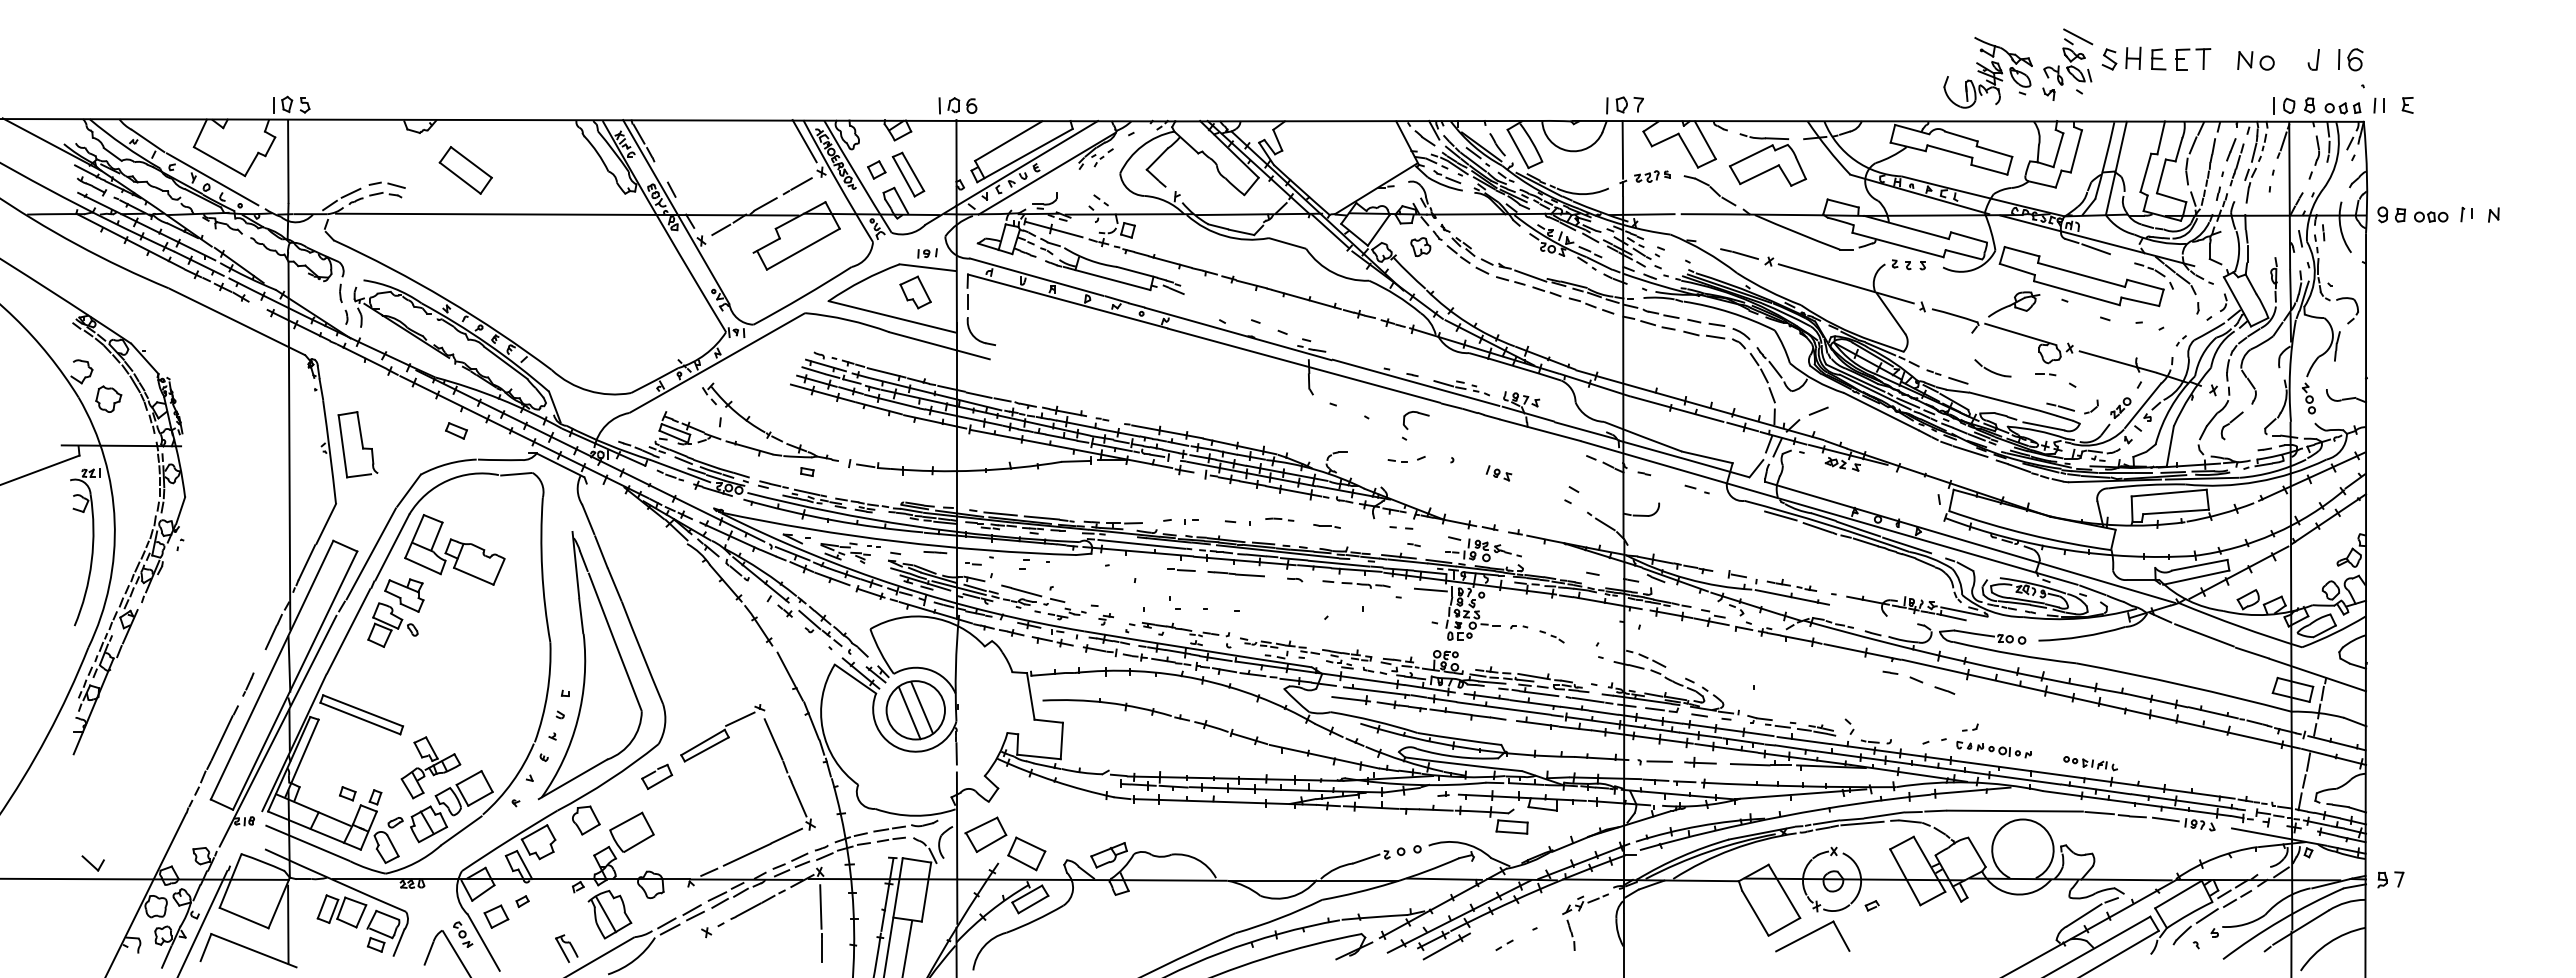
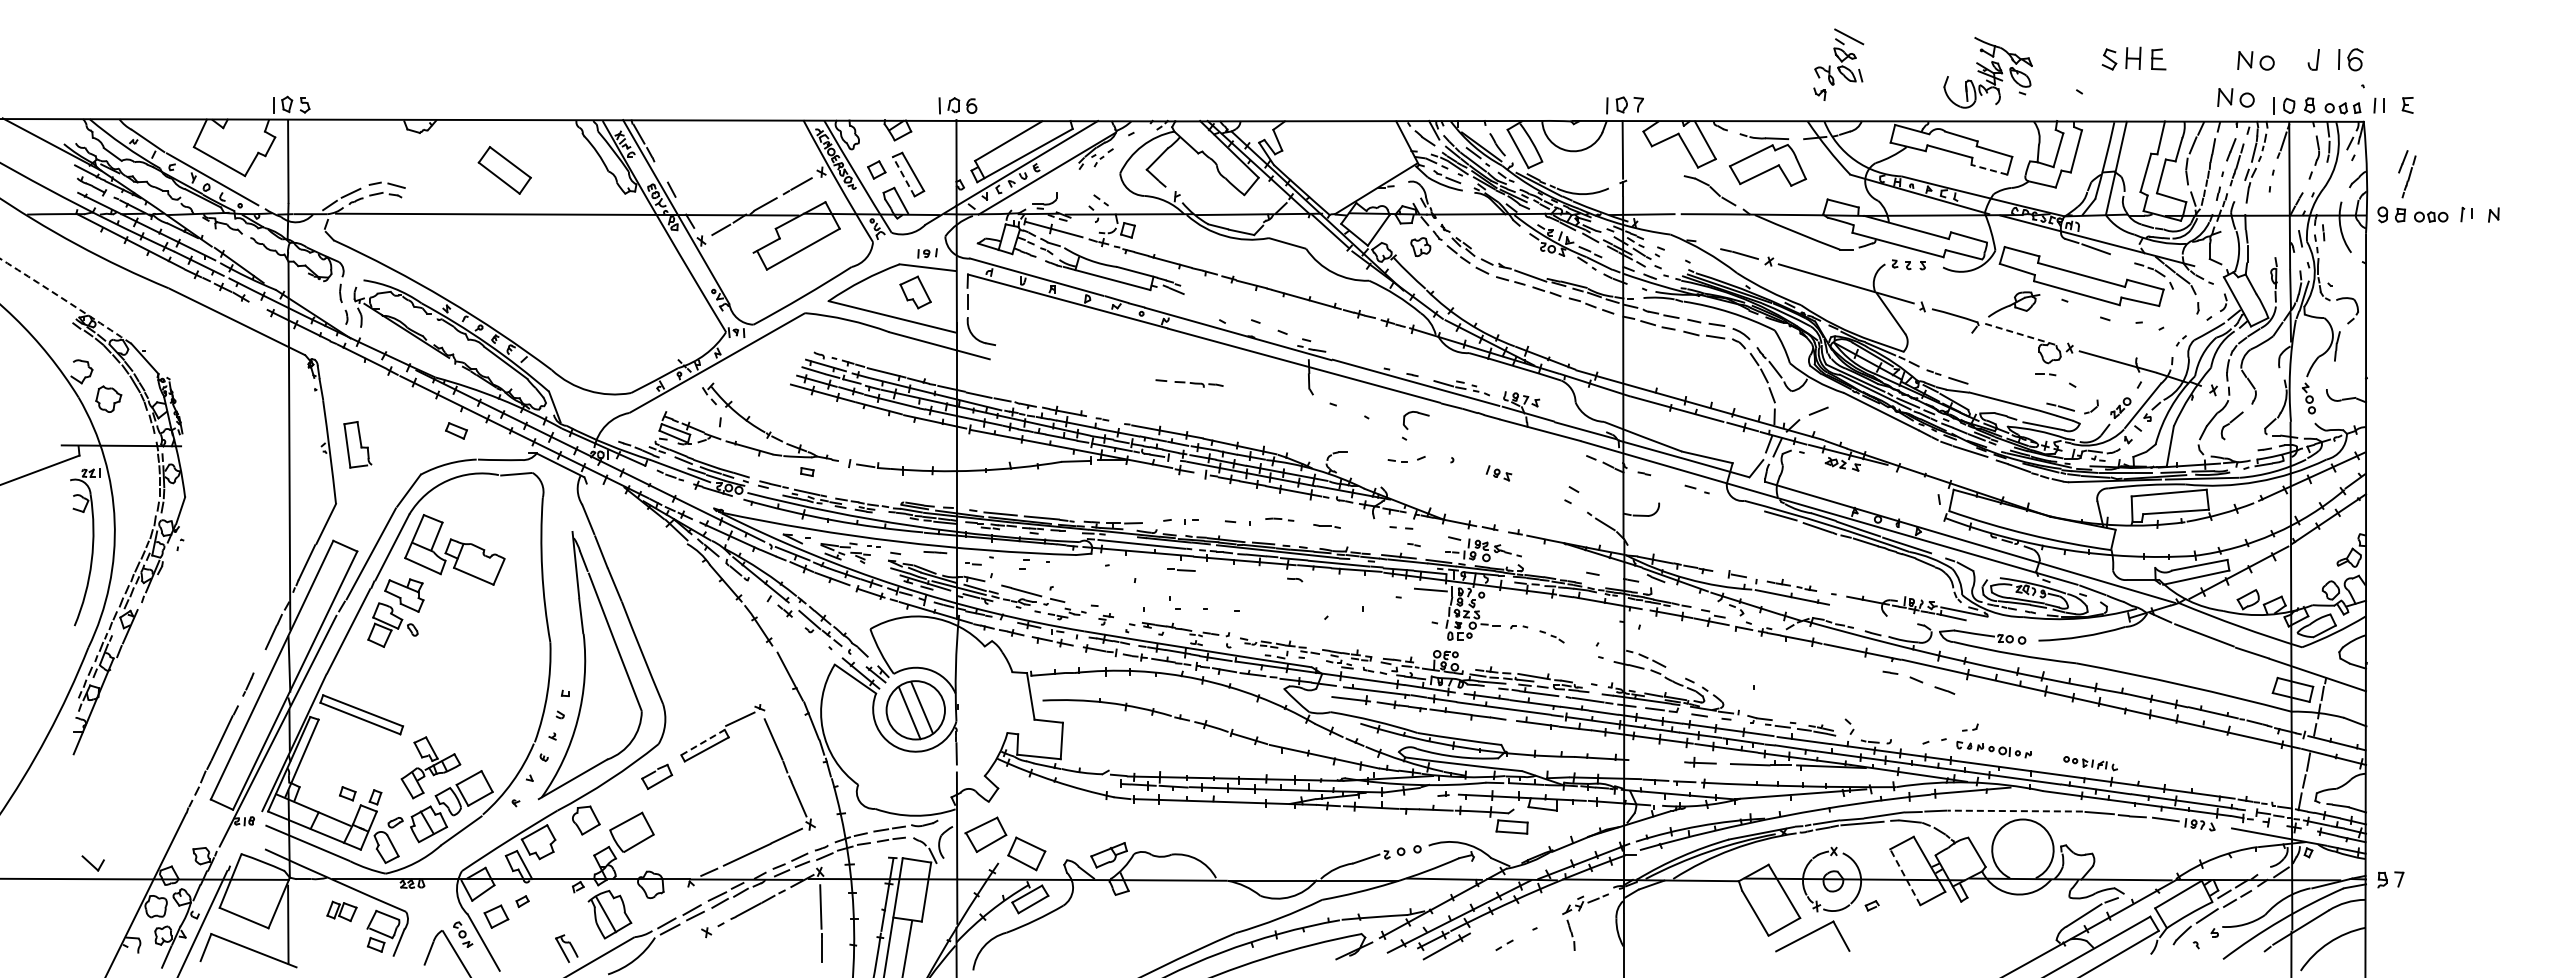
part: present -> none (2184, 59)
part position: (2067, 64) -> (1838, 64) (1838, 64)
part: none -> present (2235, 97)
line: present -> none (804, 141)
line: solid -> dashed (1989, 169)
part position: (465, 170) -> (504, 170) (504, 170)
part: none -> present (2407, 174)
line: solid -> dashed (903, 176)
part: present -> none (1652, 176)
arc: solid -> dashed (65, 300)
line: solid -> dashed (2021, 334)
part: present -> none (1992, 368)
part size: 42x68 px -> 30x48 px (357, 444)
line: present -> none (1235, 574)
part position: (1356, 584) -> (1189, 383) (1189, 383)
line: solid -> dashed (703, 742)
part: present -> none (1654, 762)
line: solid -> dashed (2015, 811)
line: solid -> dashed (1905, 877)
part size: 52x35 px -> 32x22 px (341, 910)
